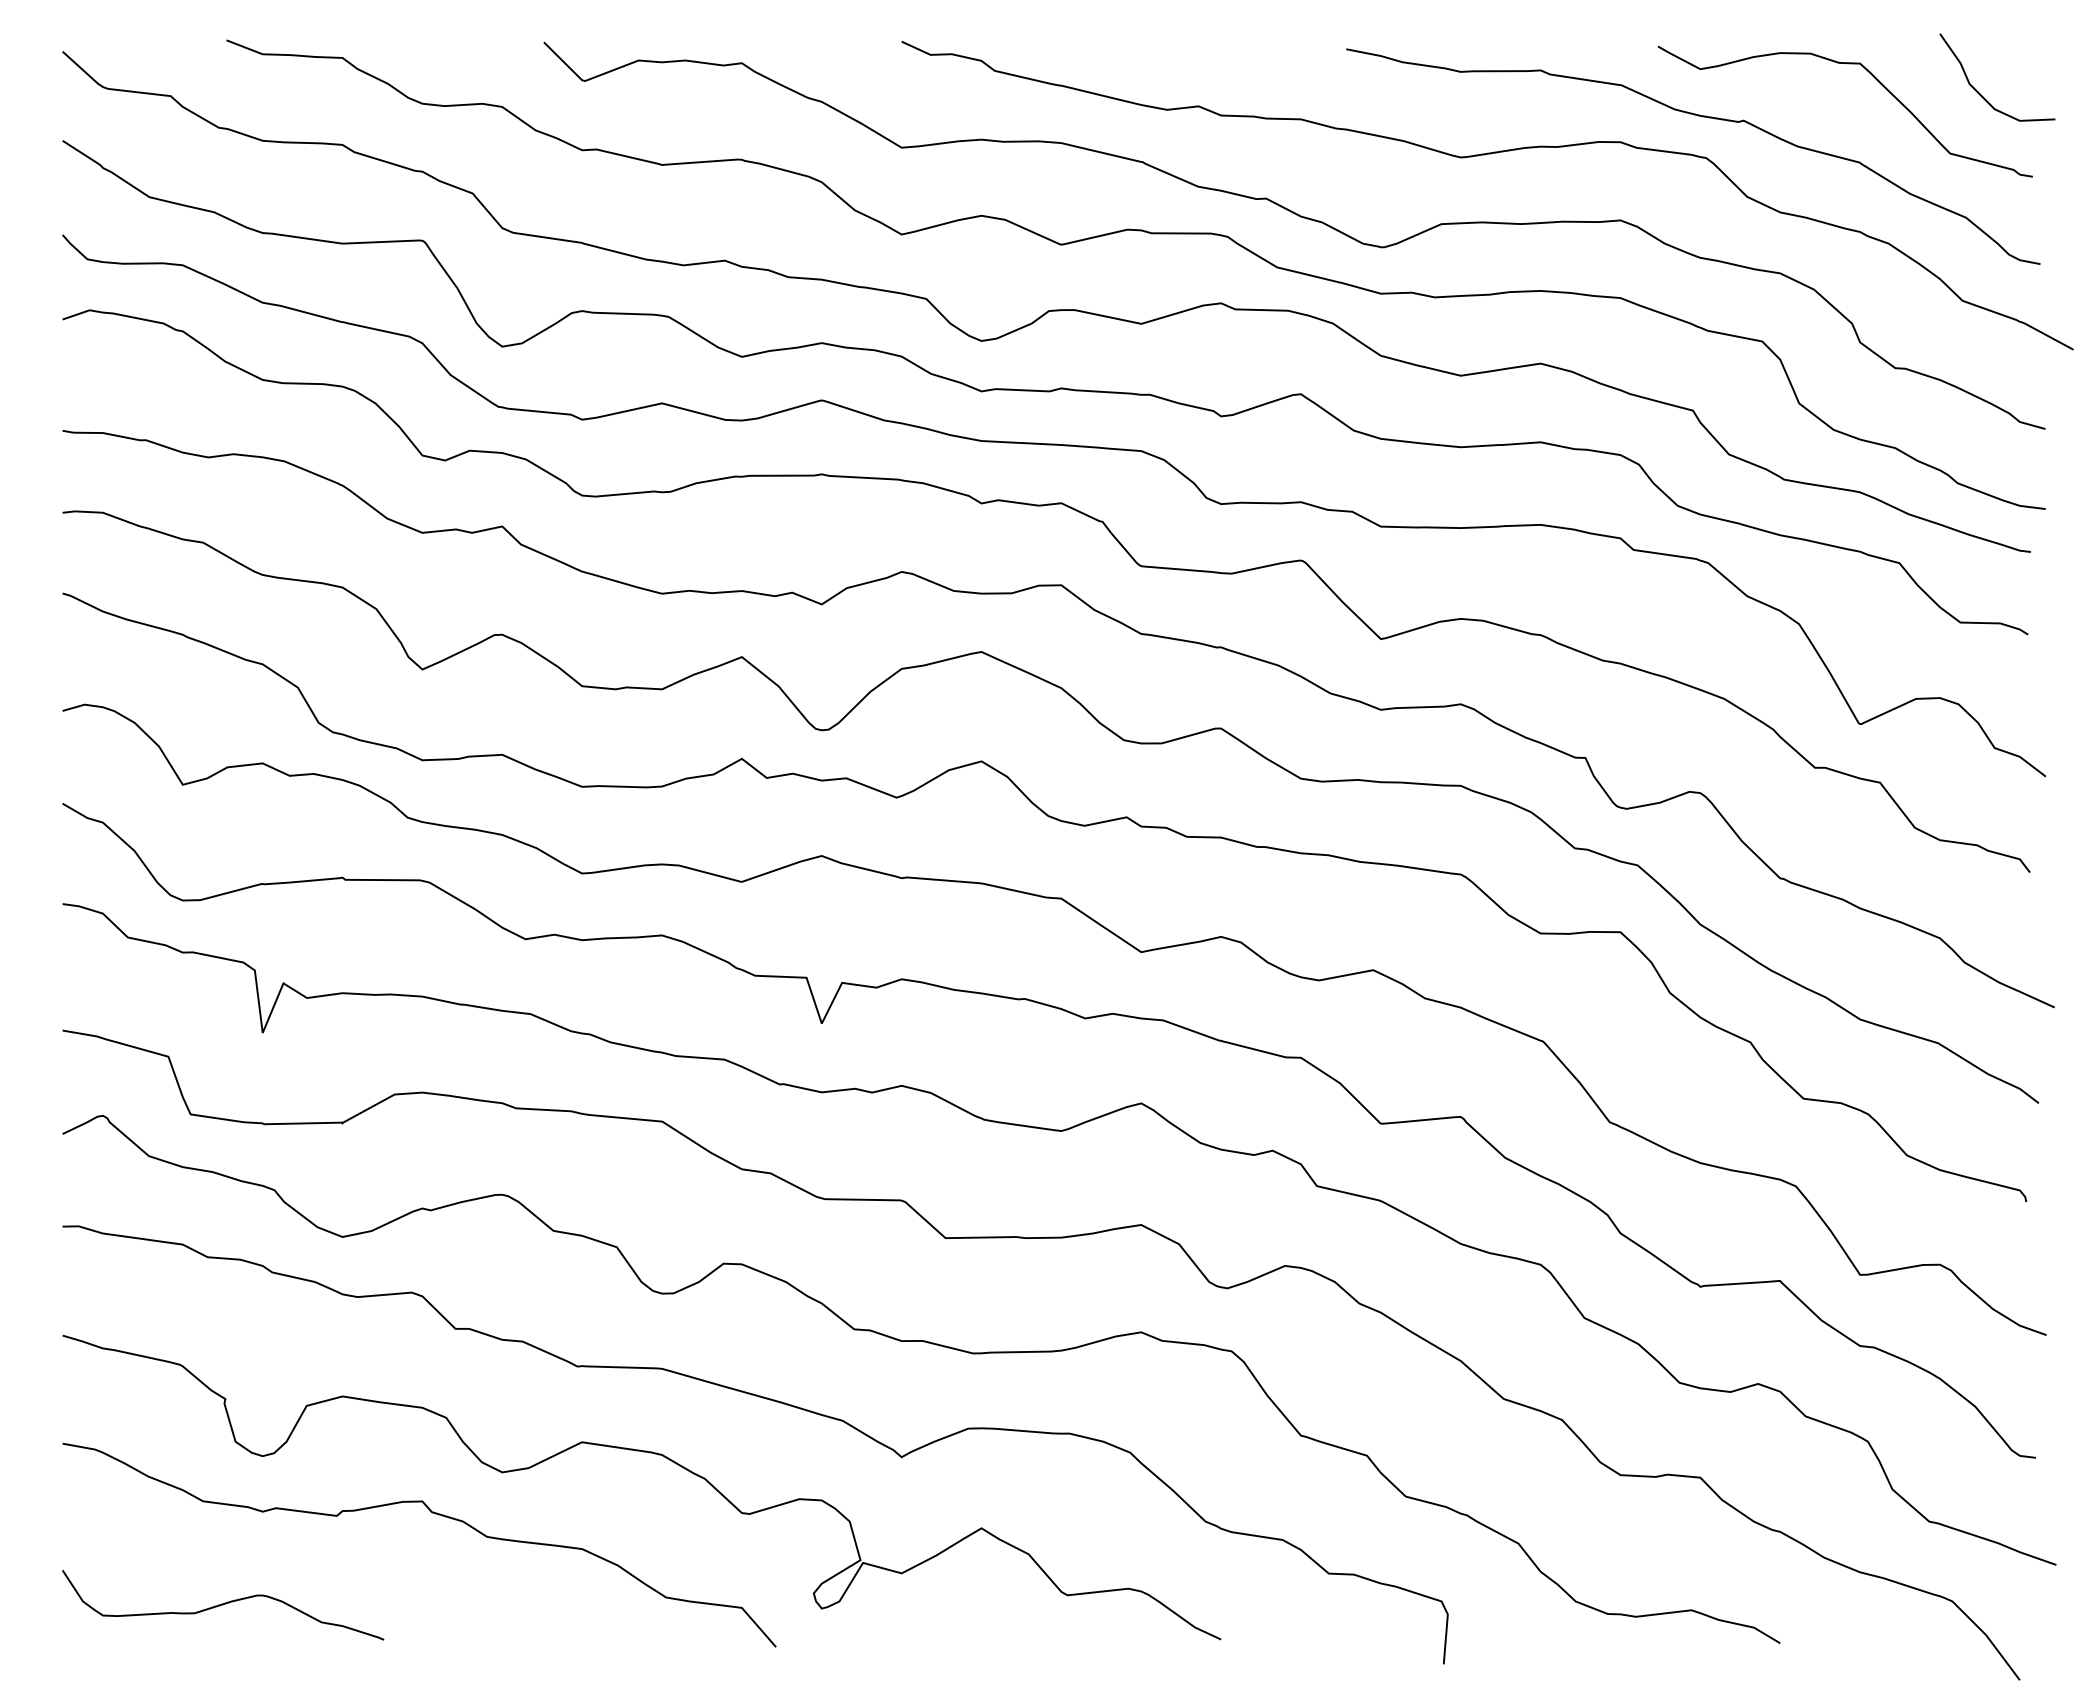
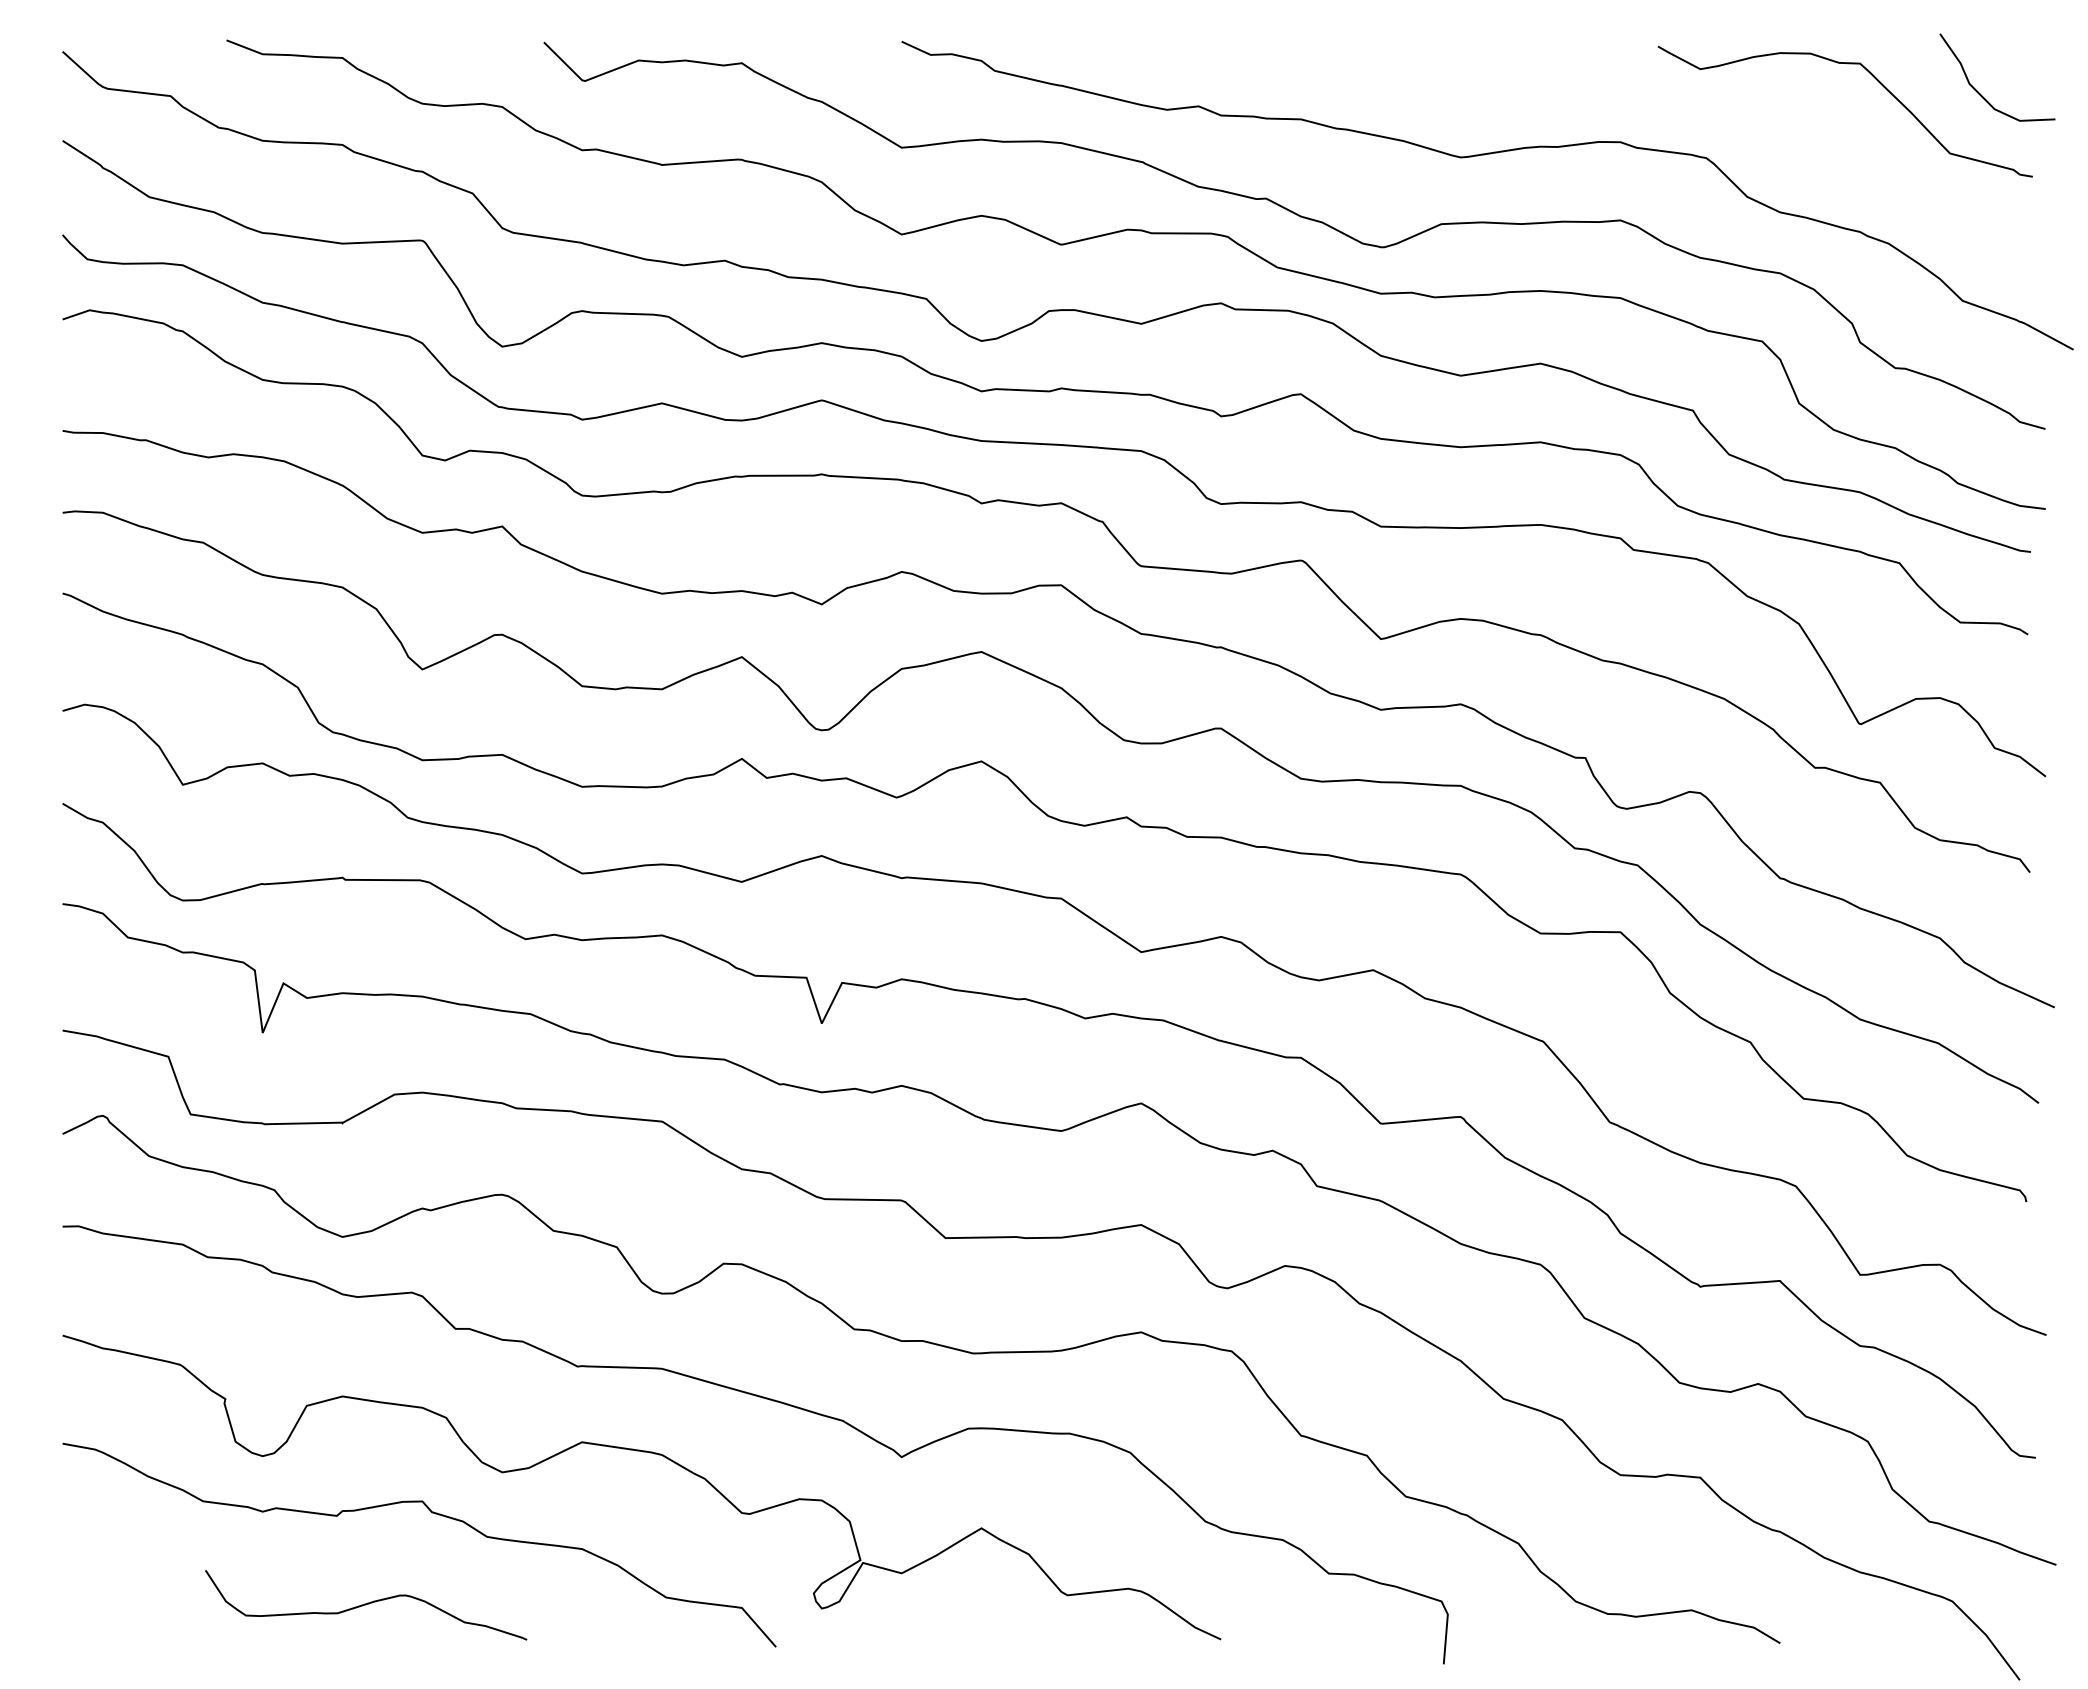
curve: present -> none (1702, 117)
curve position: (223, 1605) -> (366, 1605) (366, 1605)
